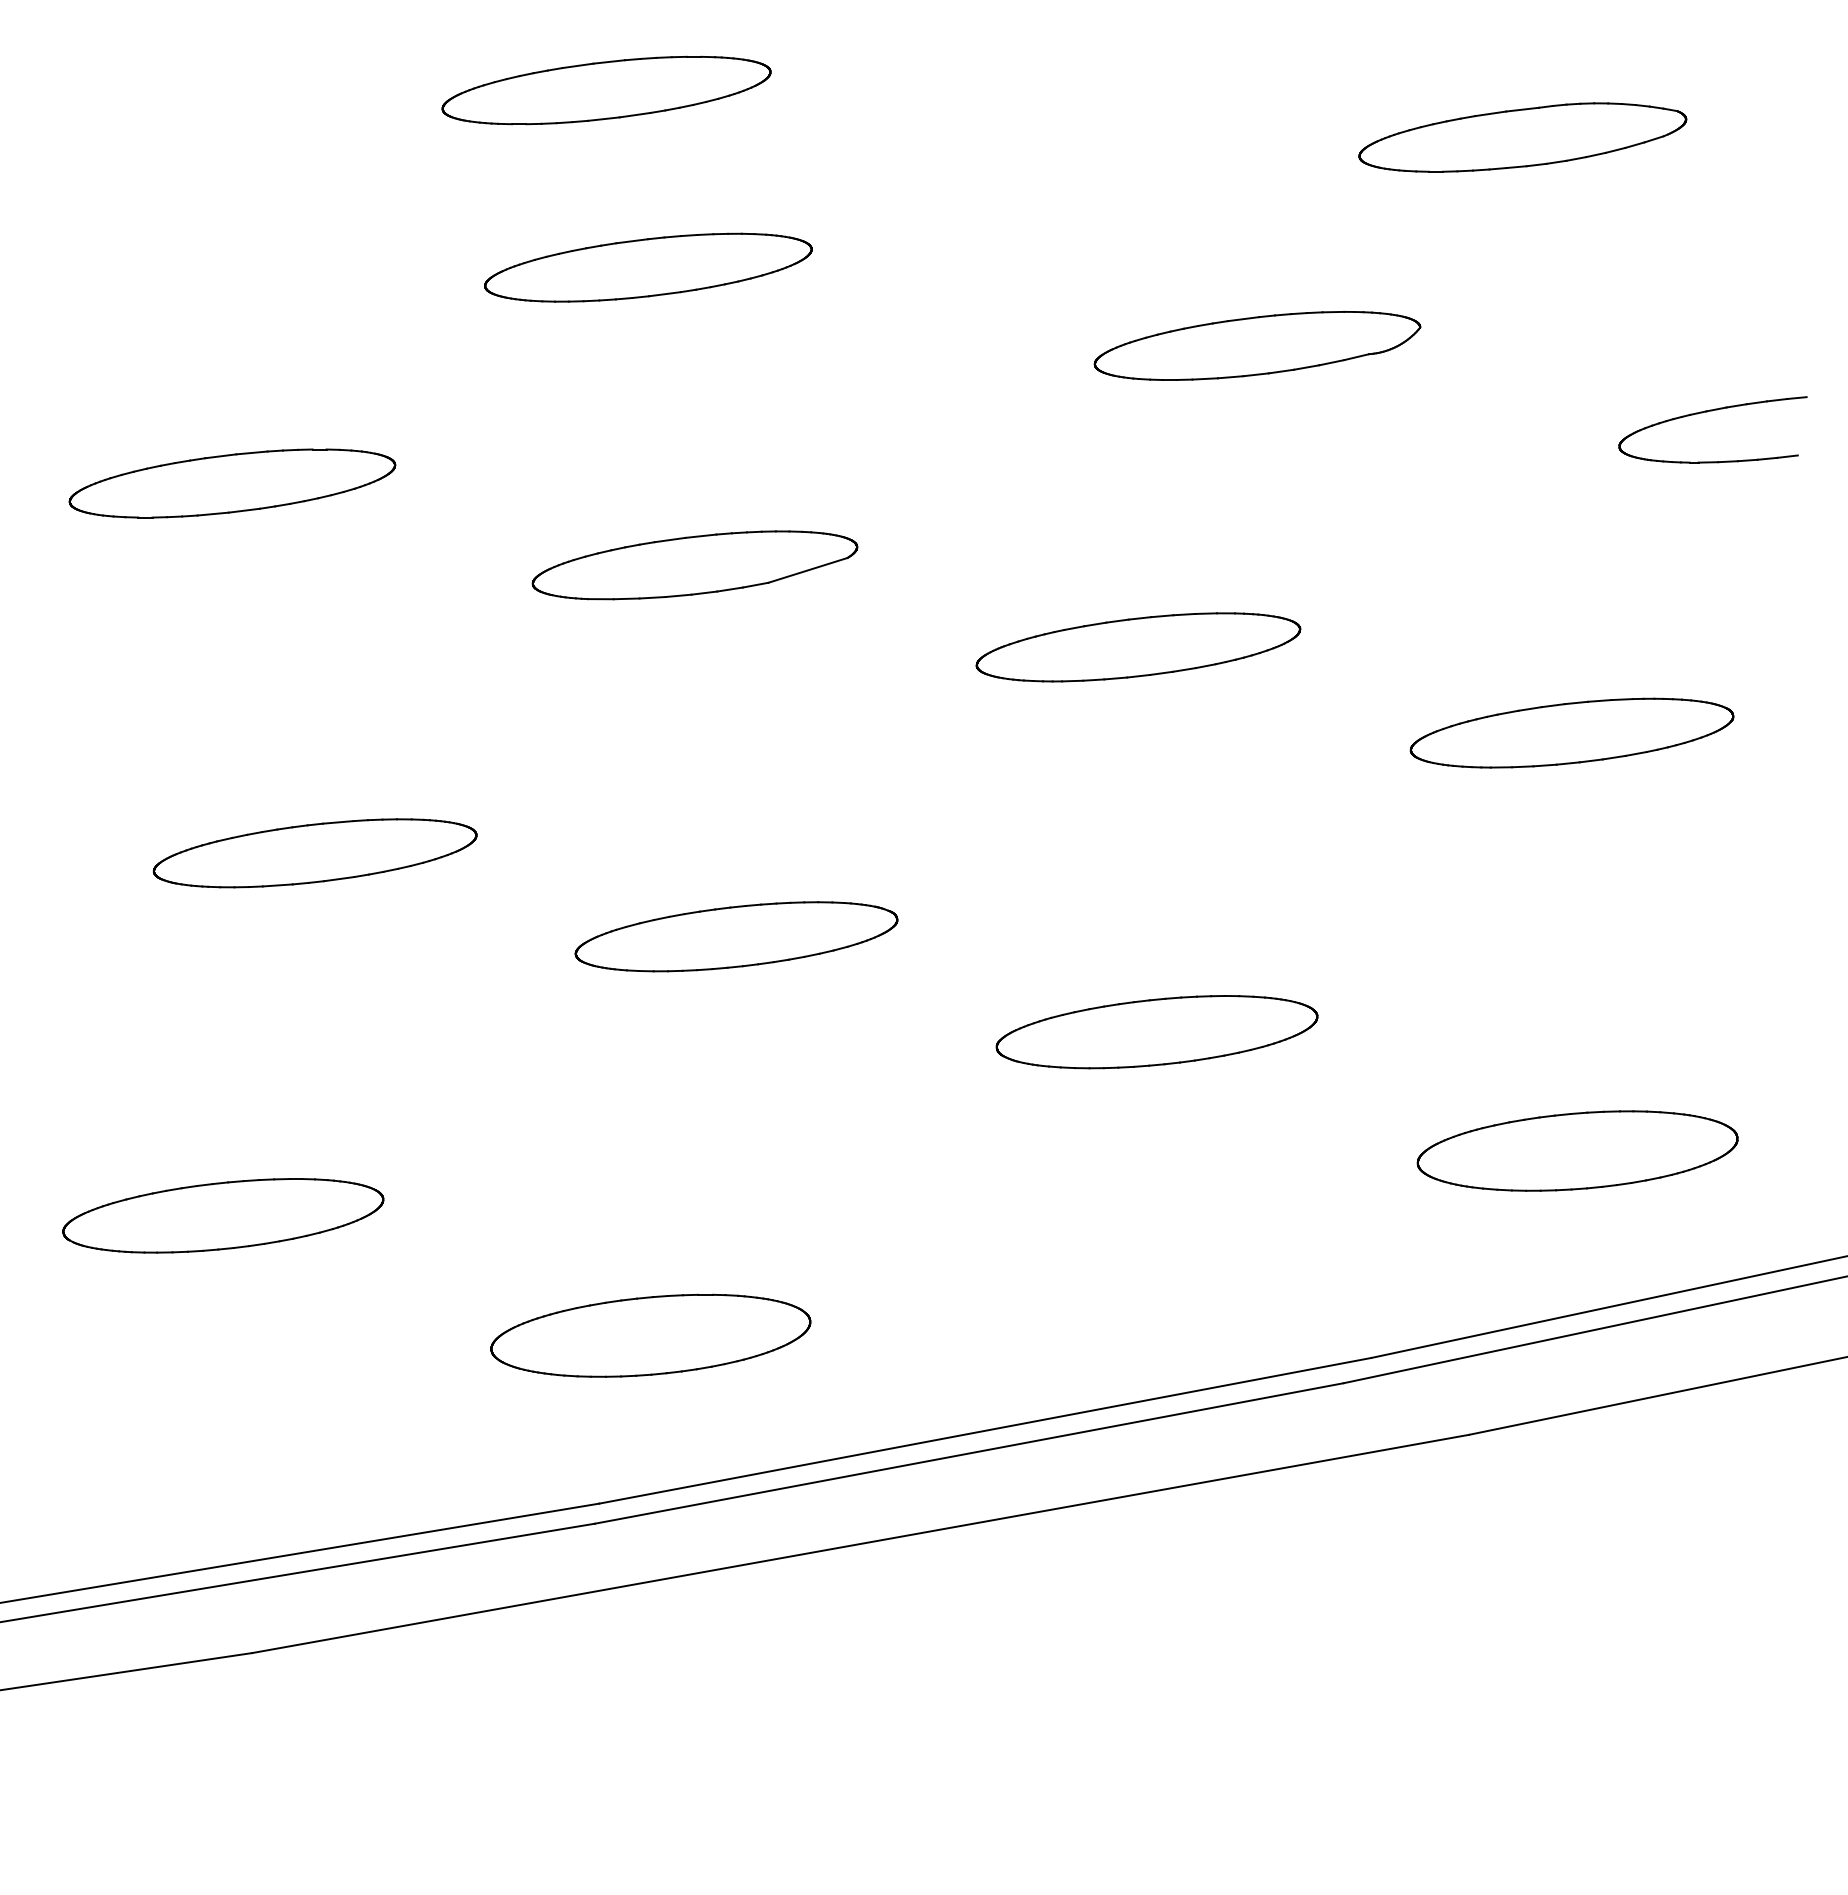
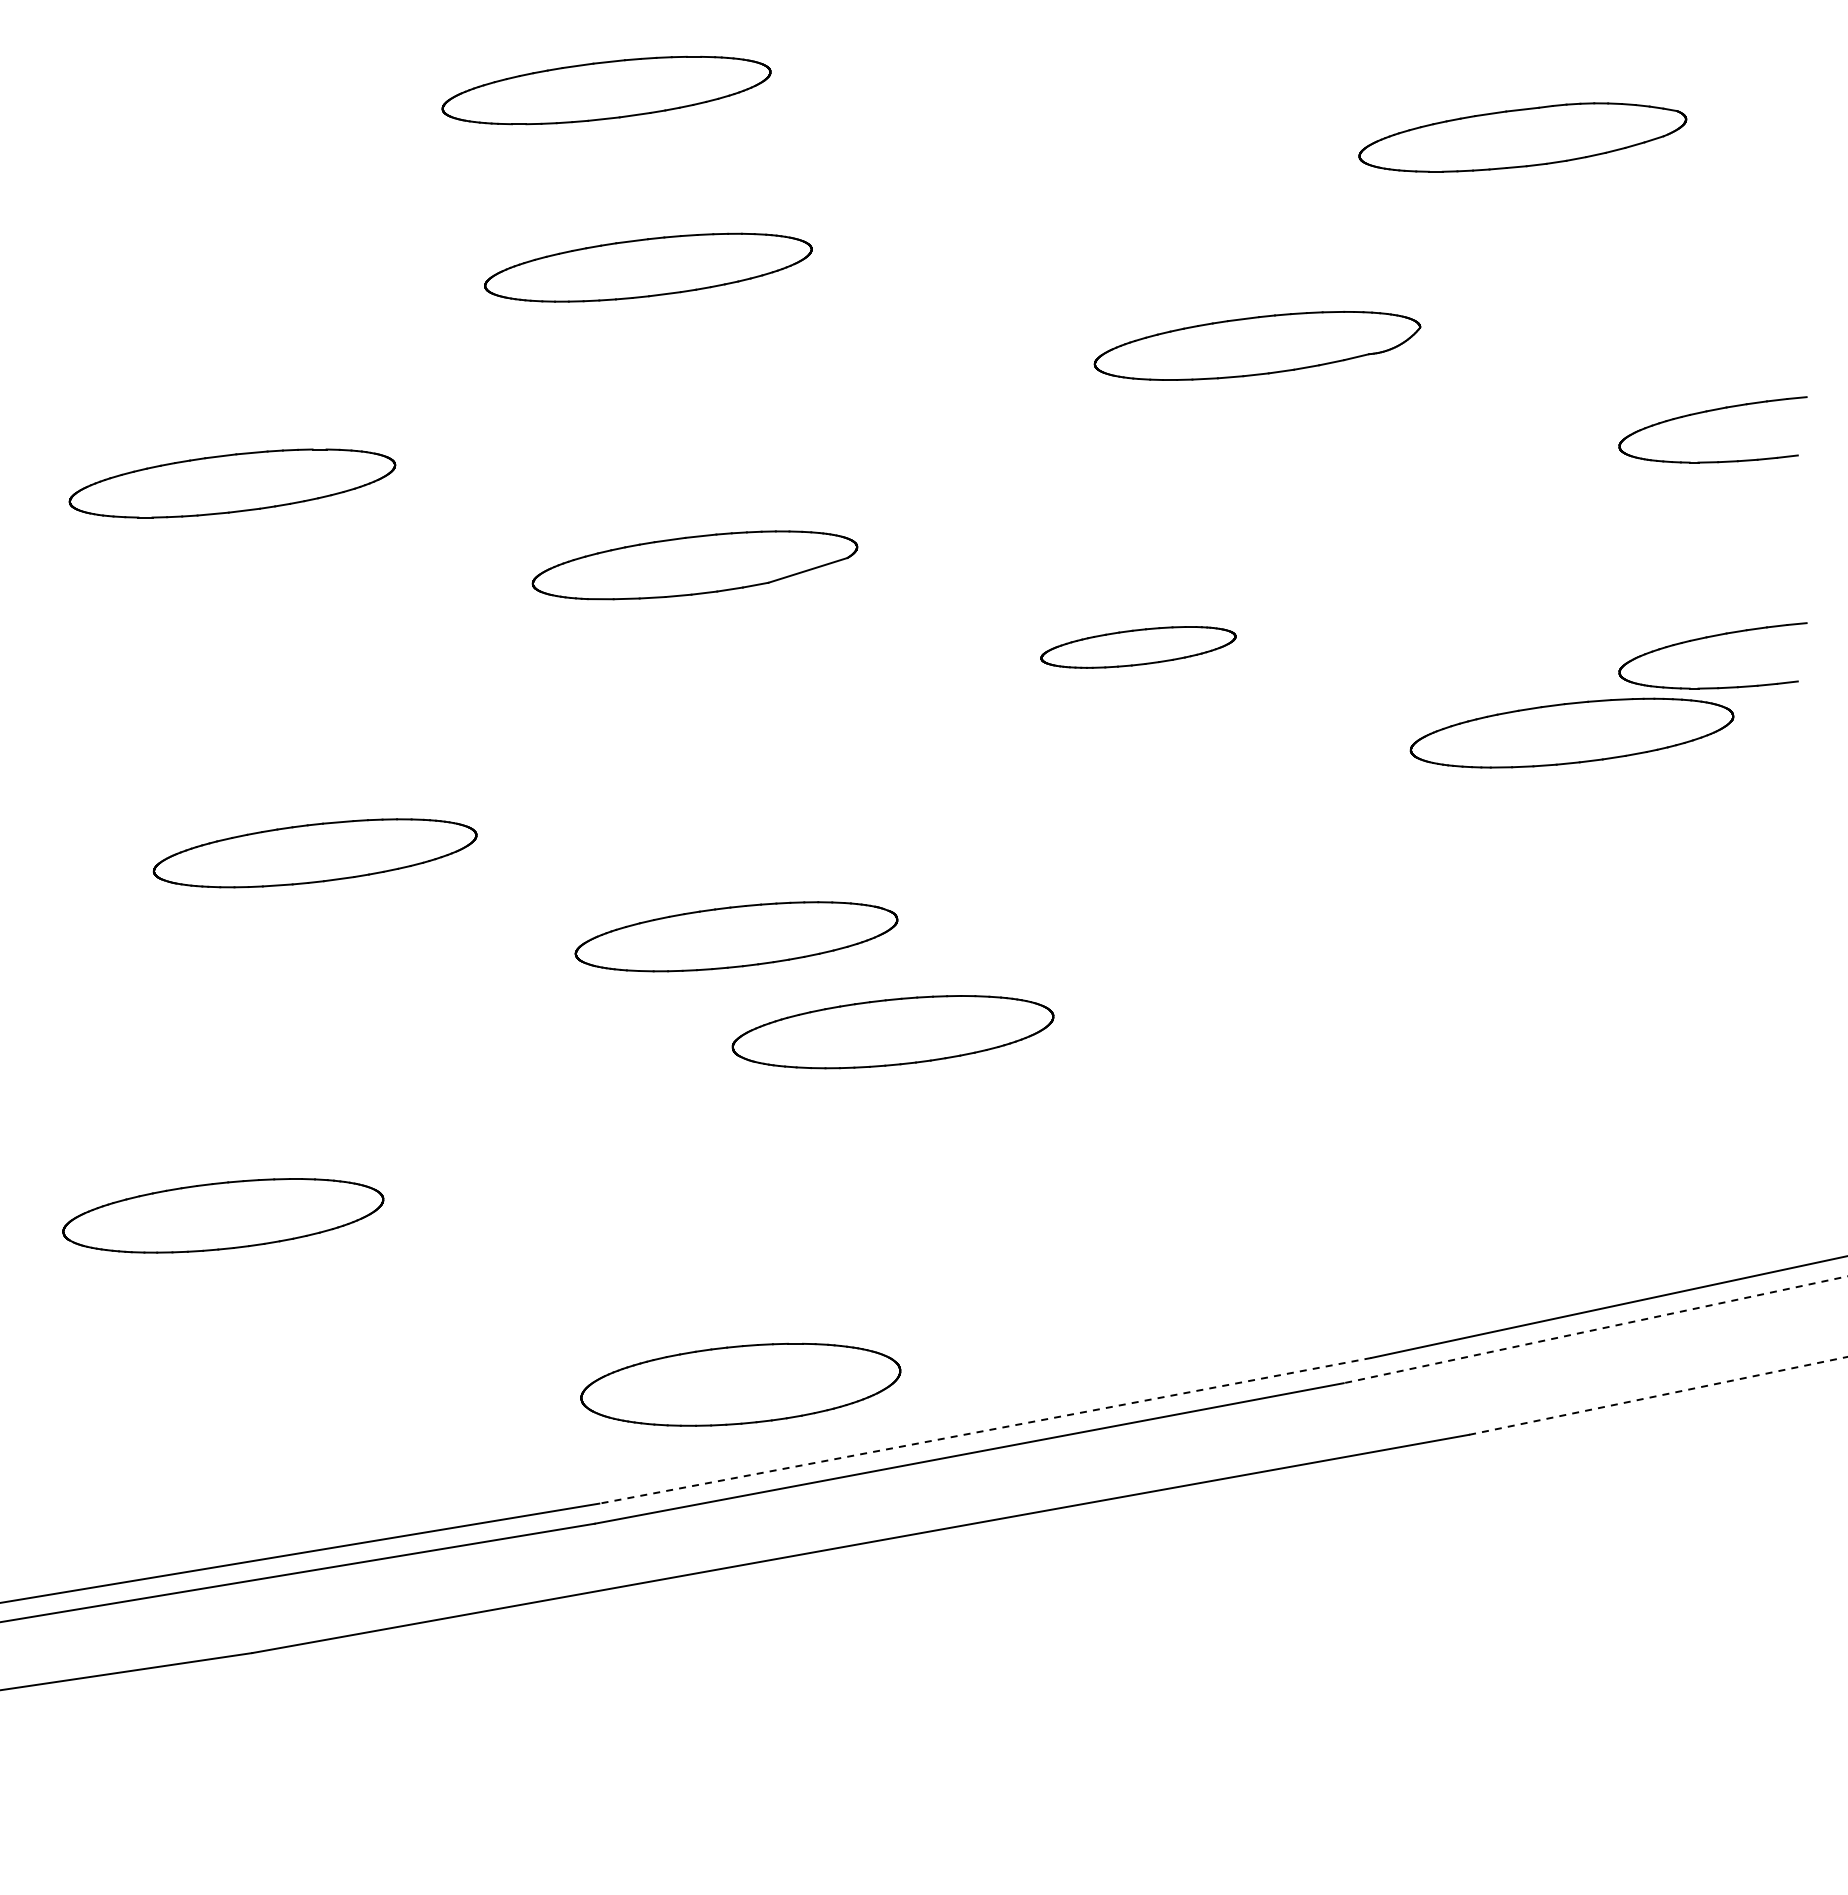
part: none -> present (1707, 638)
part size: 327x71 px -> 197x43 px (1138, 647)
part position: (1156, 1032) -> (892, 1032) (892, 1032)
part: present -> none (1577, 1150)
line: solid -> dashed (1594, 1329)
part position: (650, 1335) -> (740, 1384) (740, 1384)
line: solid -> dashed (1658, 1395)
line: solid -> dashed (985, 1430)
